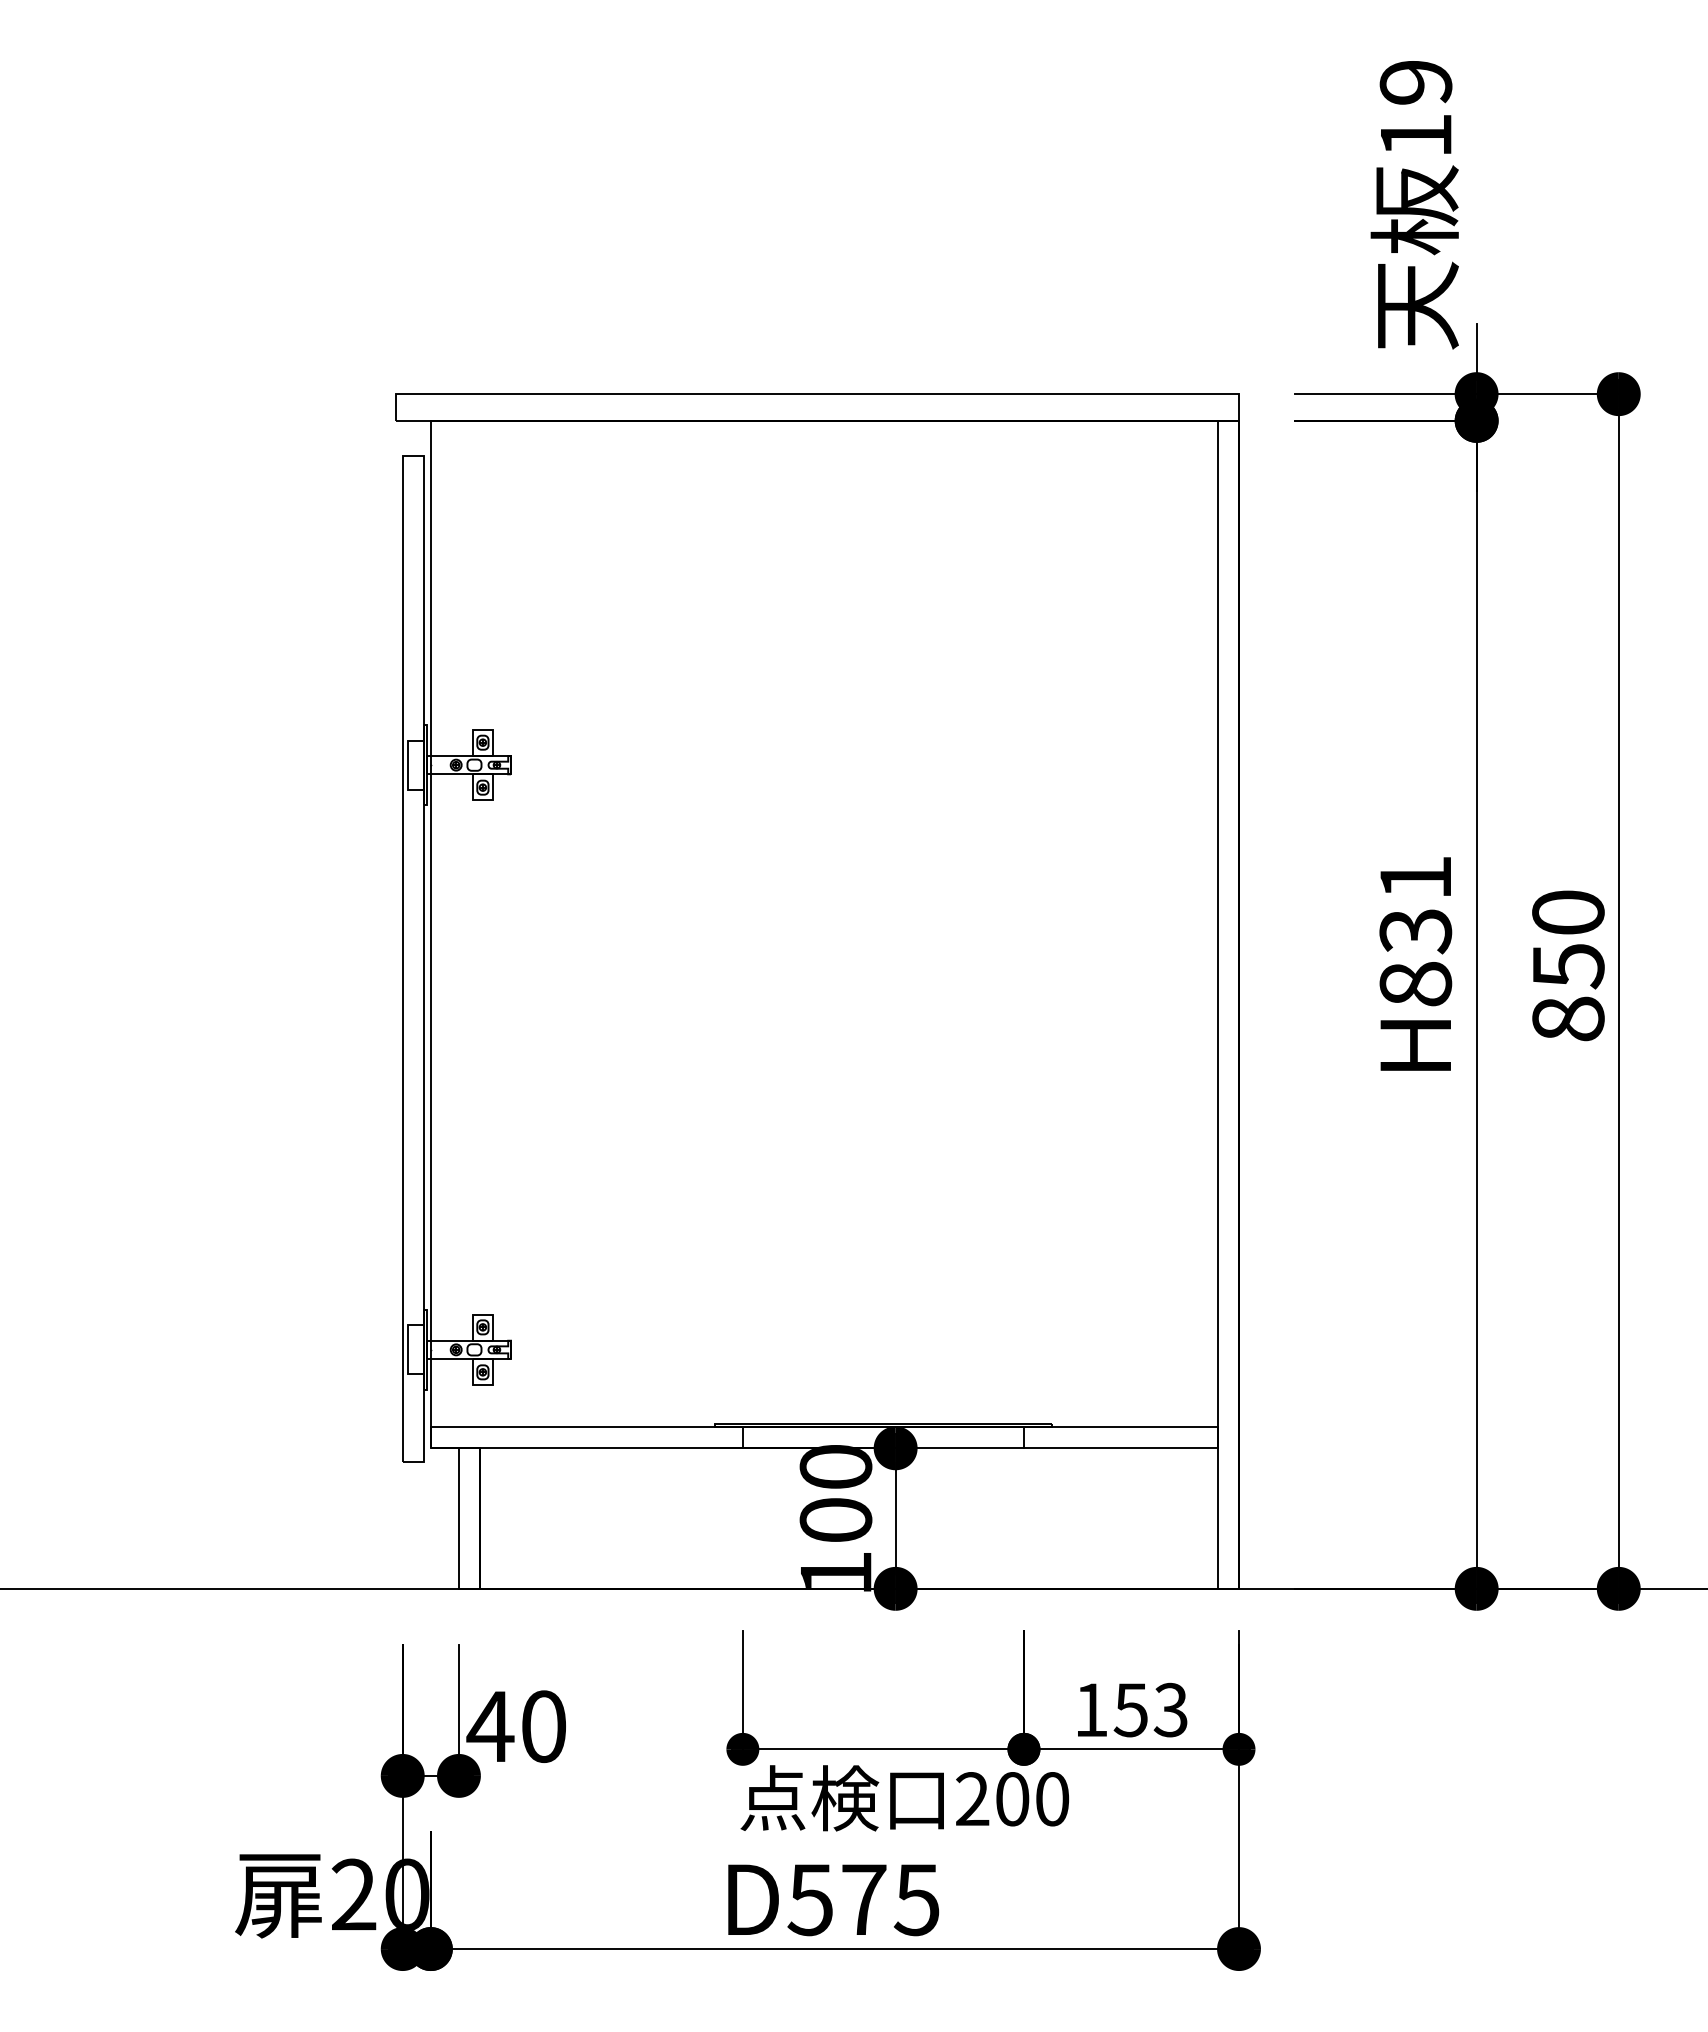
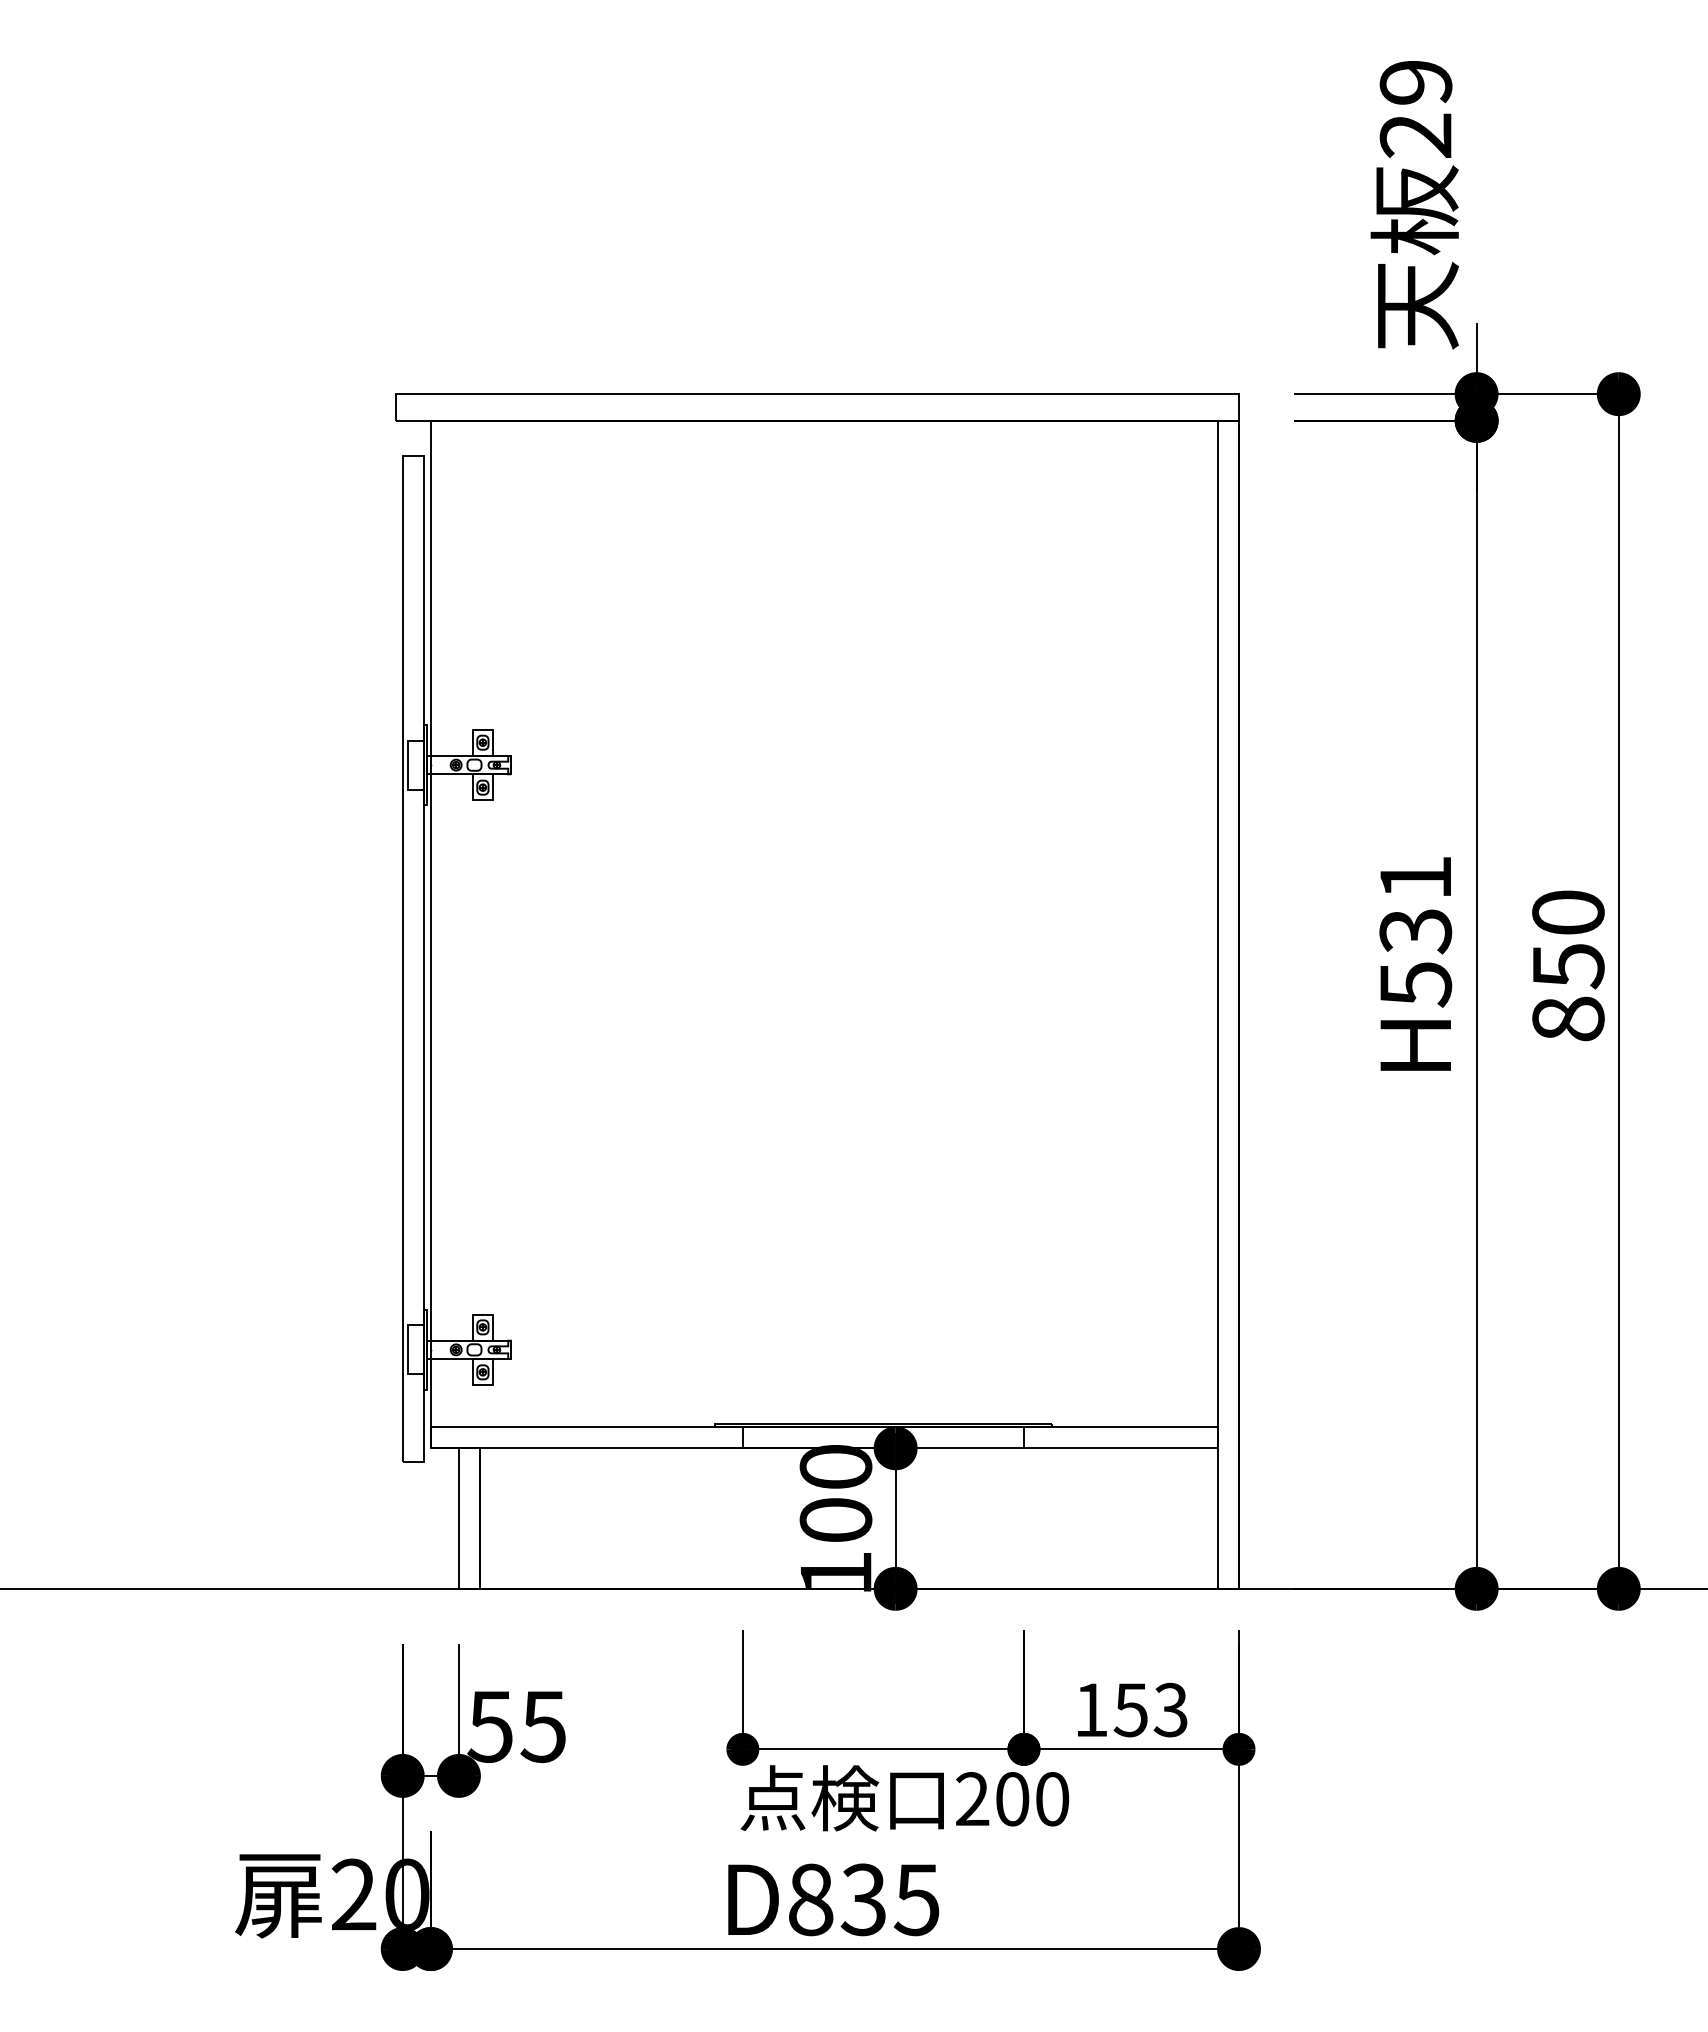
text: 19 -> 29 (1415, 135)
text: H831 -> H531 (1415, 984)
text: 40 -> 55 (515, 1726)
text: D575 -> D835 (836, 1899)
